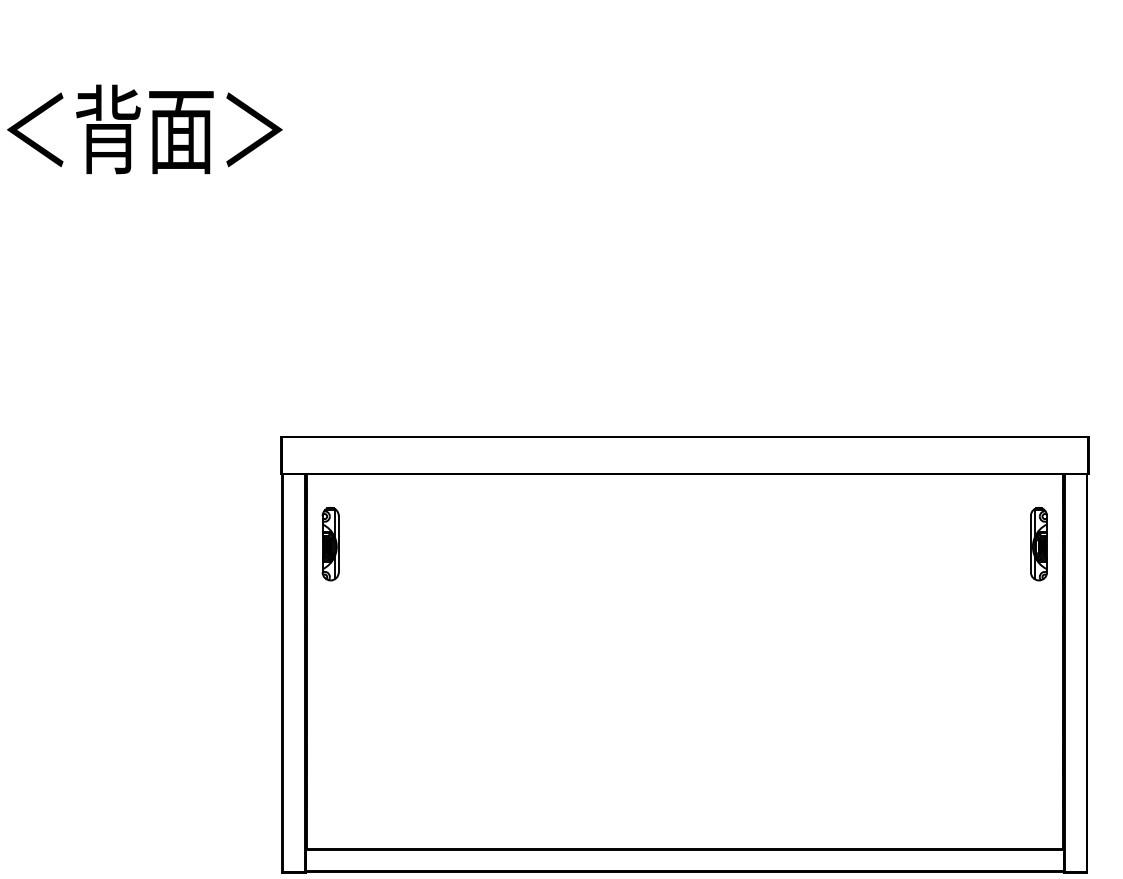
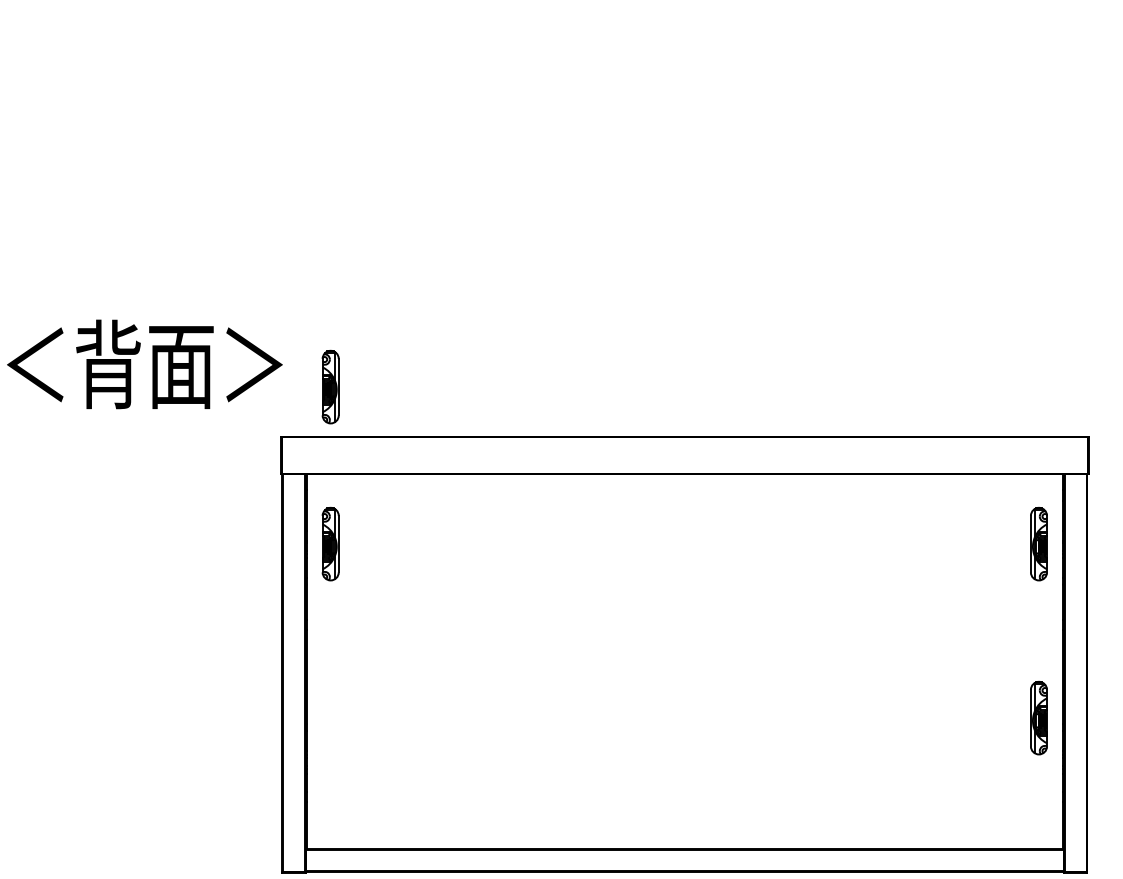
text position: (144, 129) -> (144, 364) (144, 364)
part: none -> present (330, 386)
part: none -> present (1038, 718)
